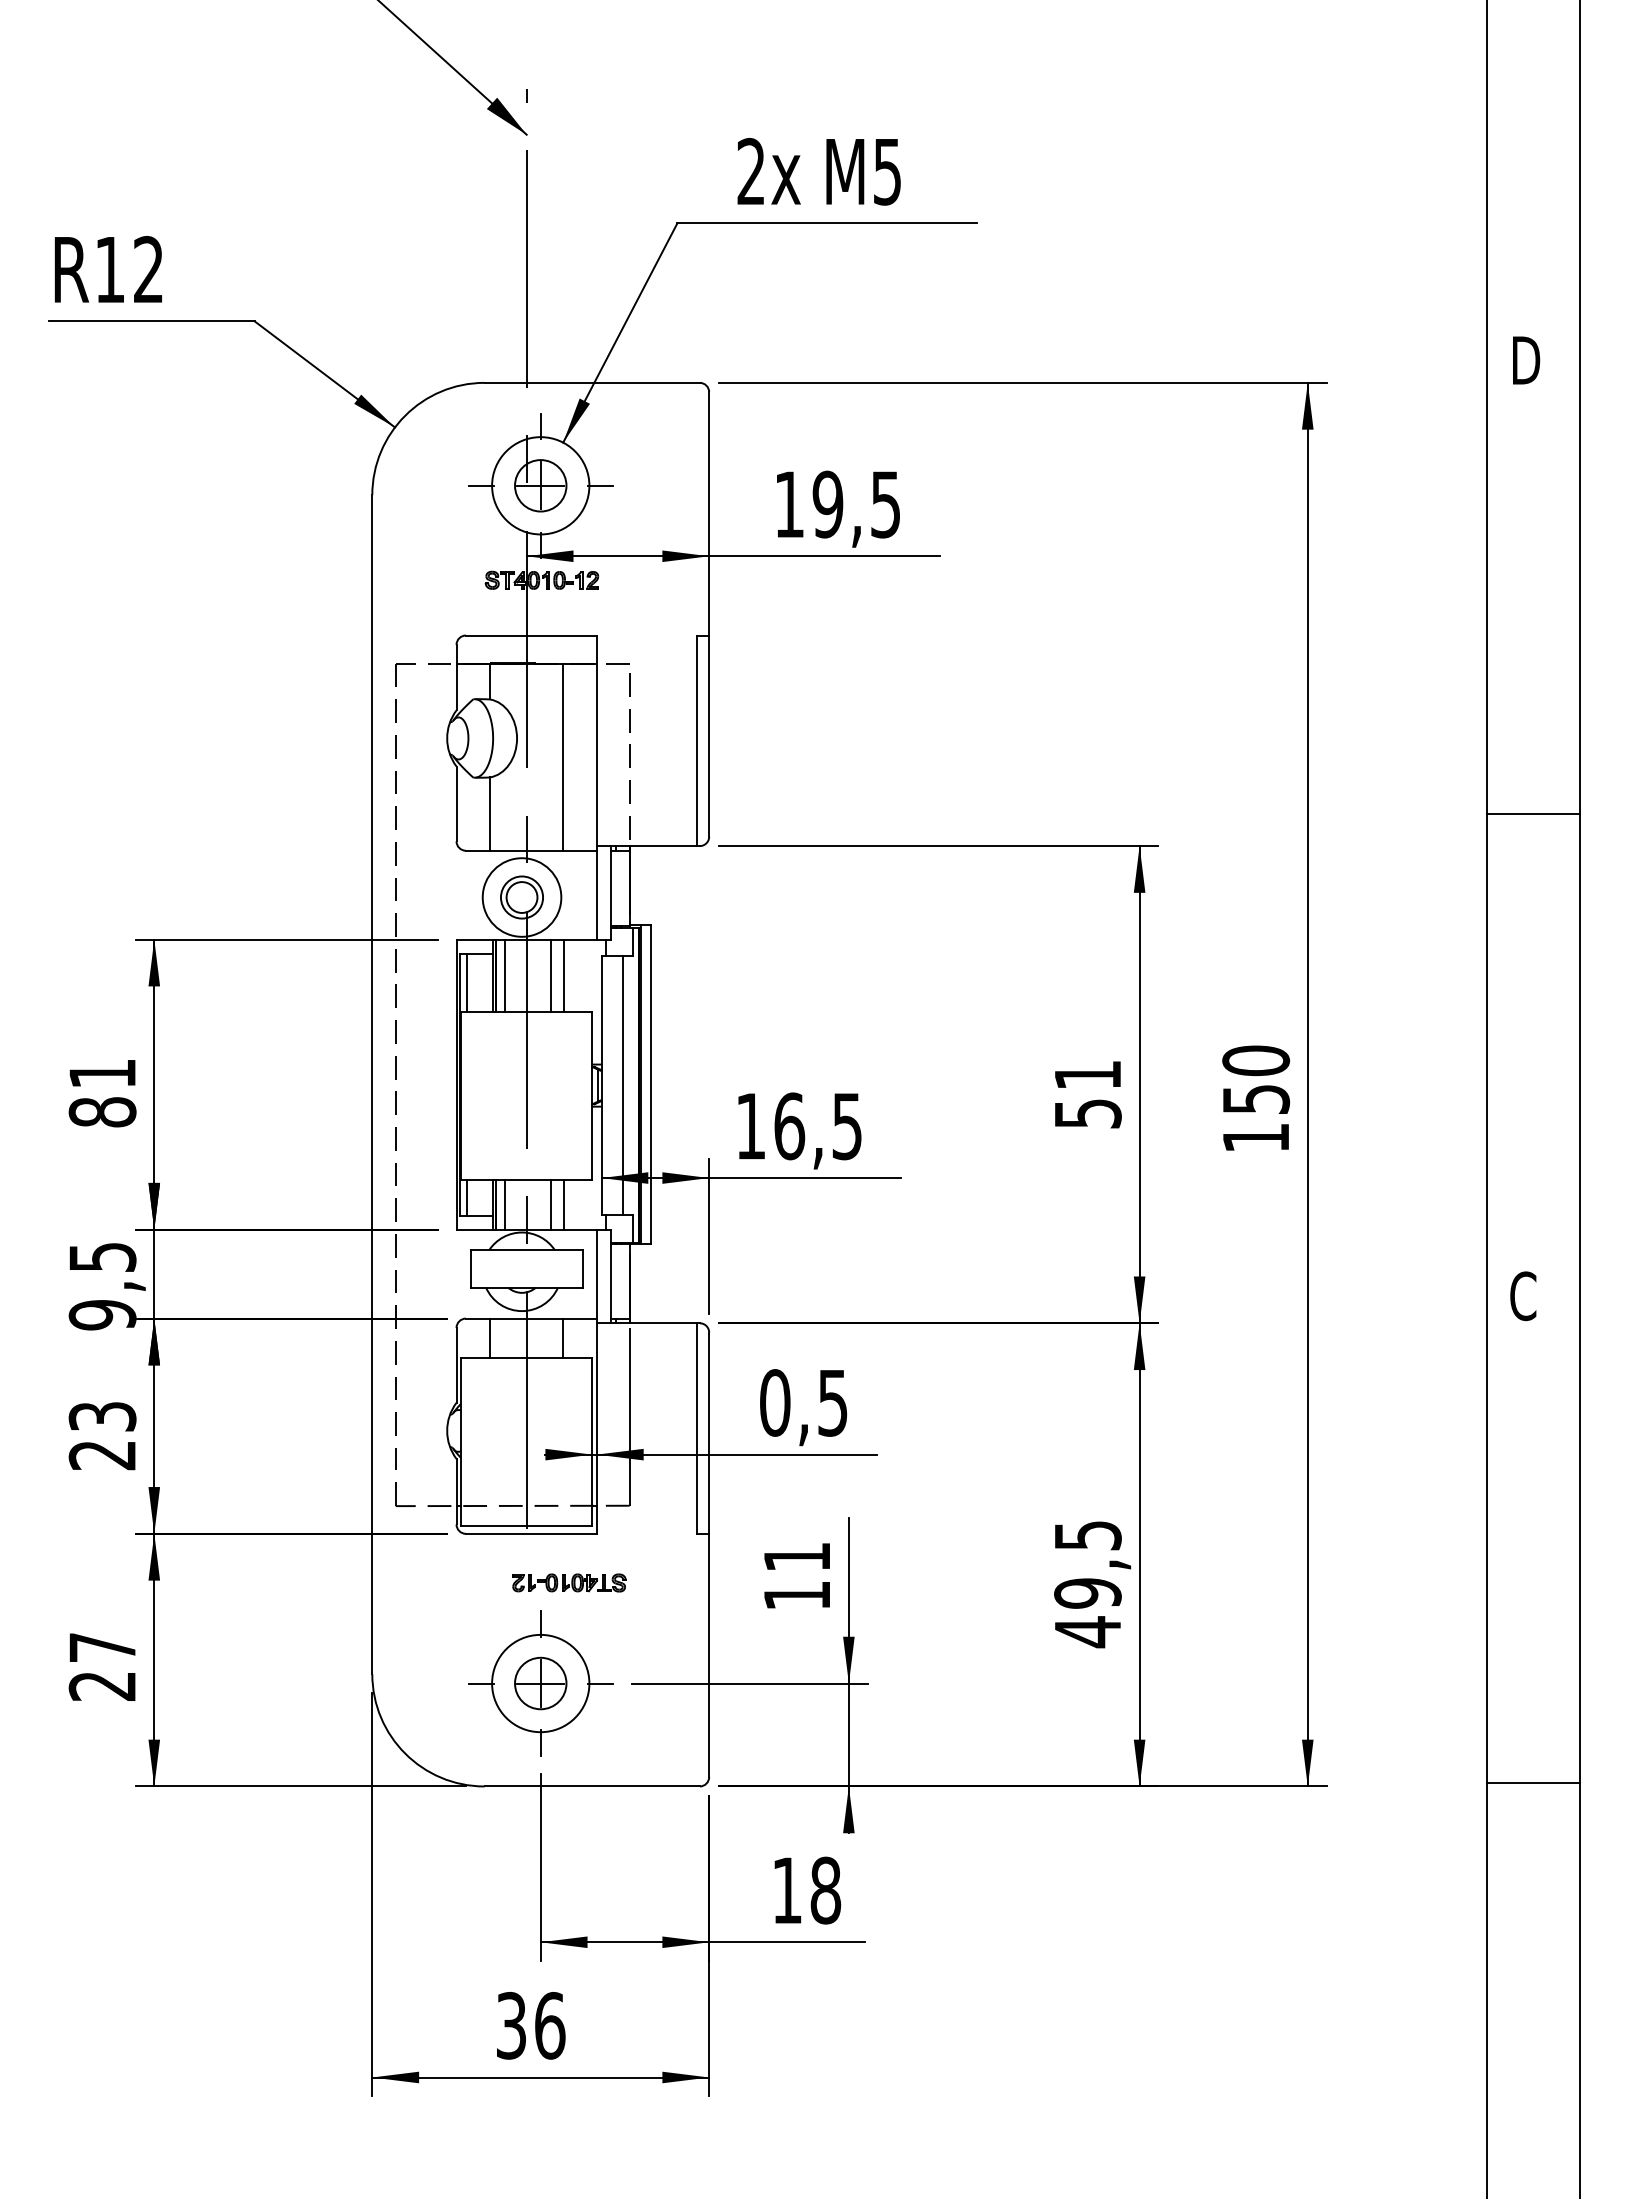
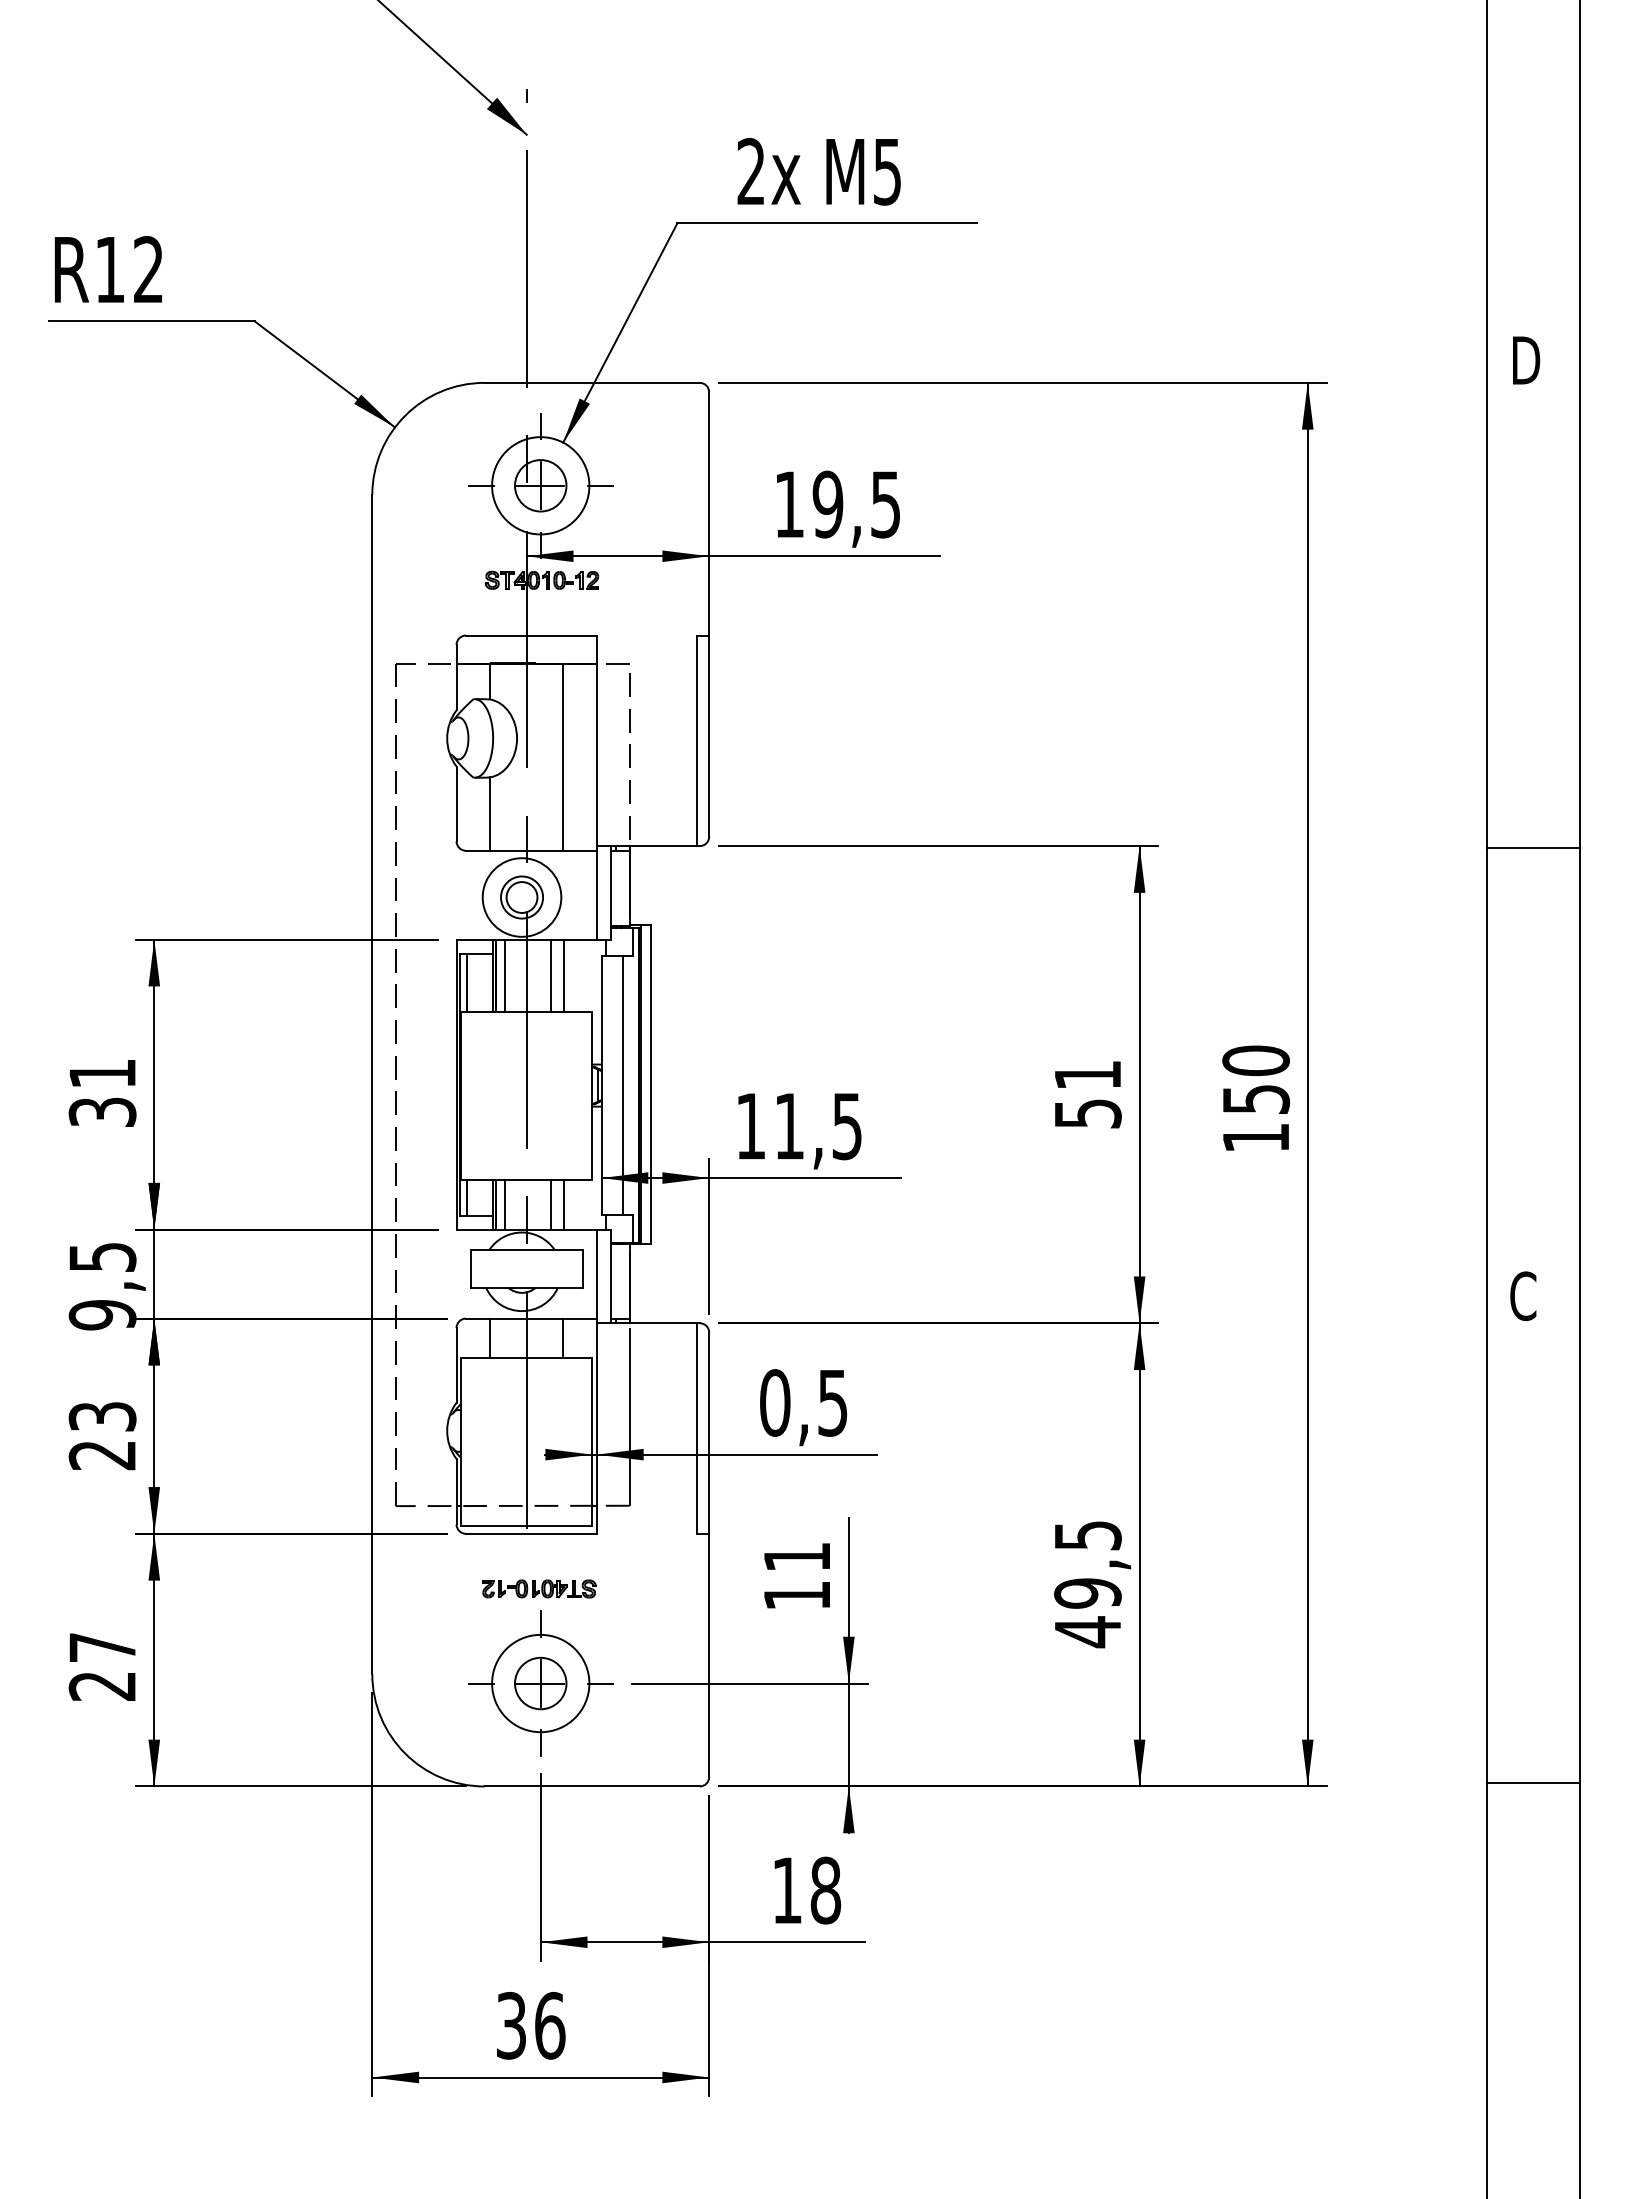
line position: (1533, 813) -> (1533, 847) (1533, 847)
text: 81 -> 31 (102, 1112)
text: 16,5 -> 11,5 (789, 1126)
part position: (569, 1582) -> (539, 1588) (539, 1588)
